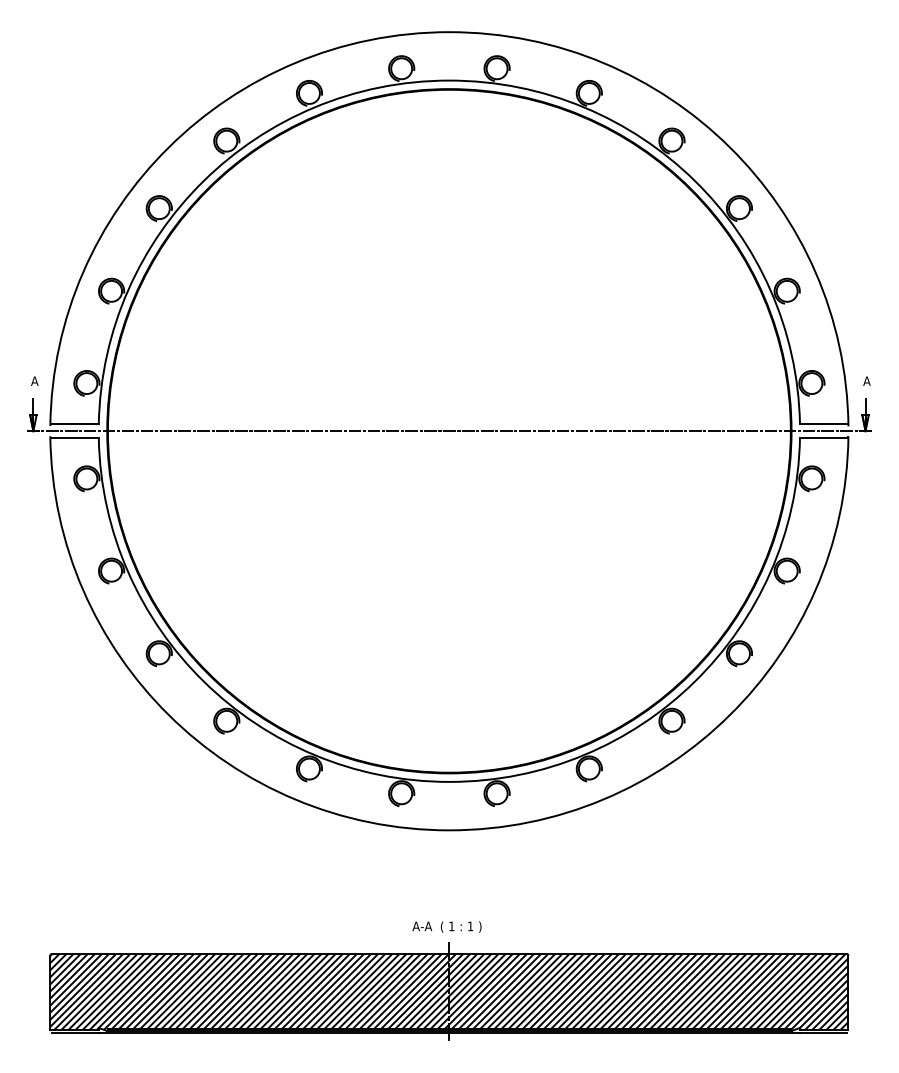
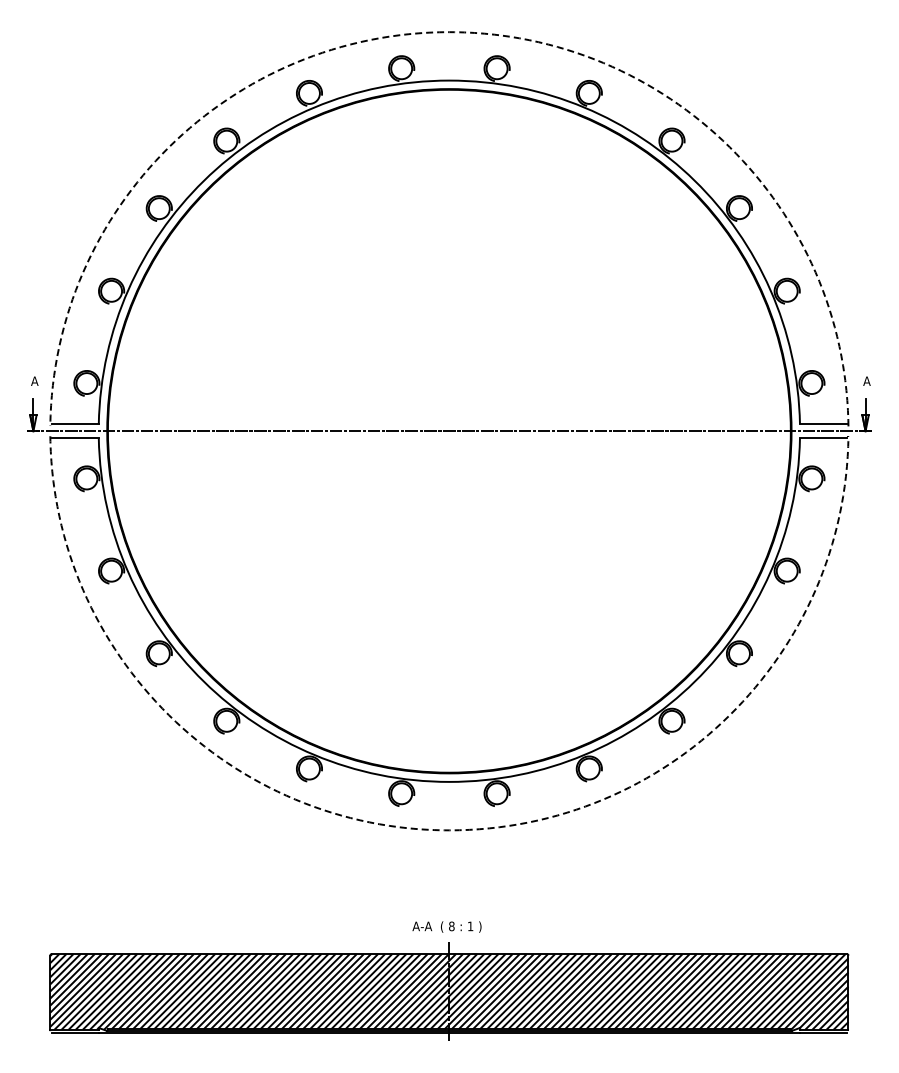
arc: solid -> dashed (449, 32)
arc: solid -> dashed (449, 830)
text: 1 -> 8 (451, 926)
